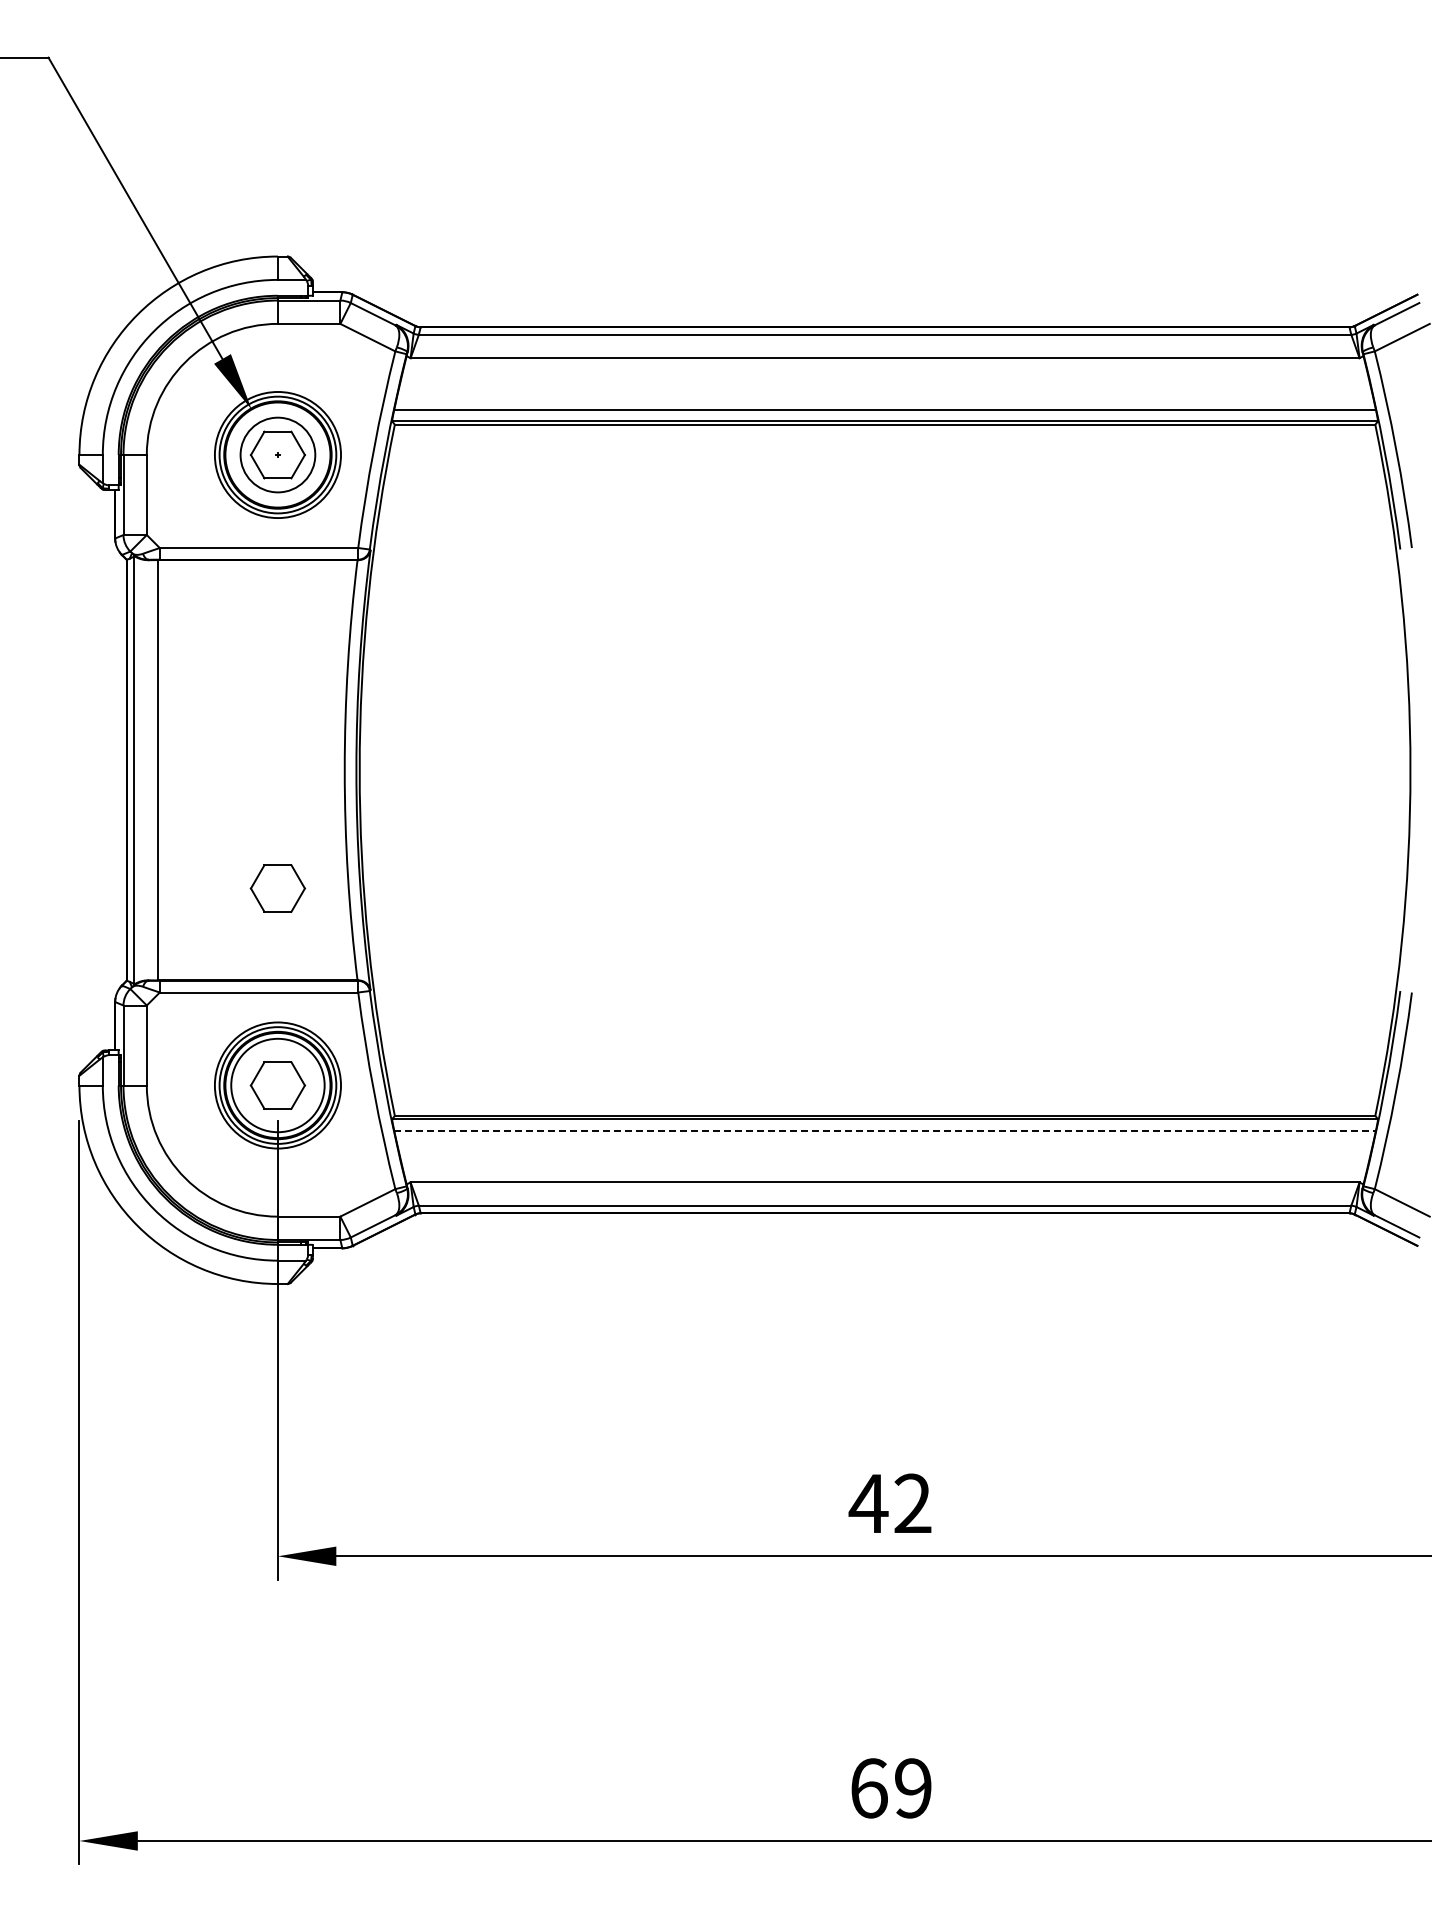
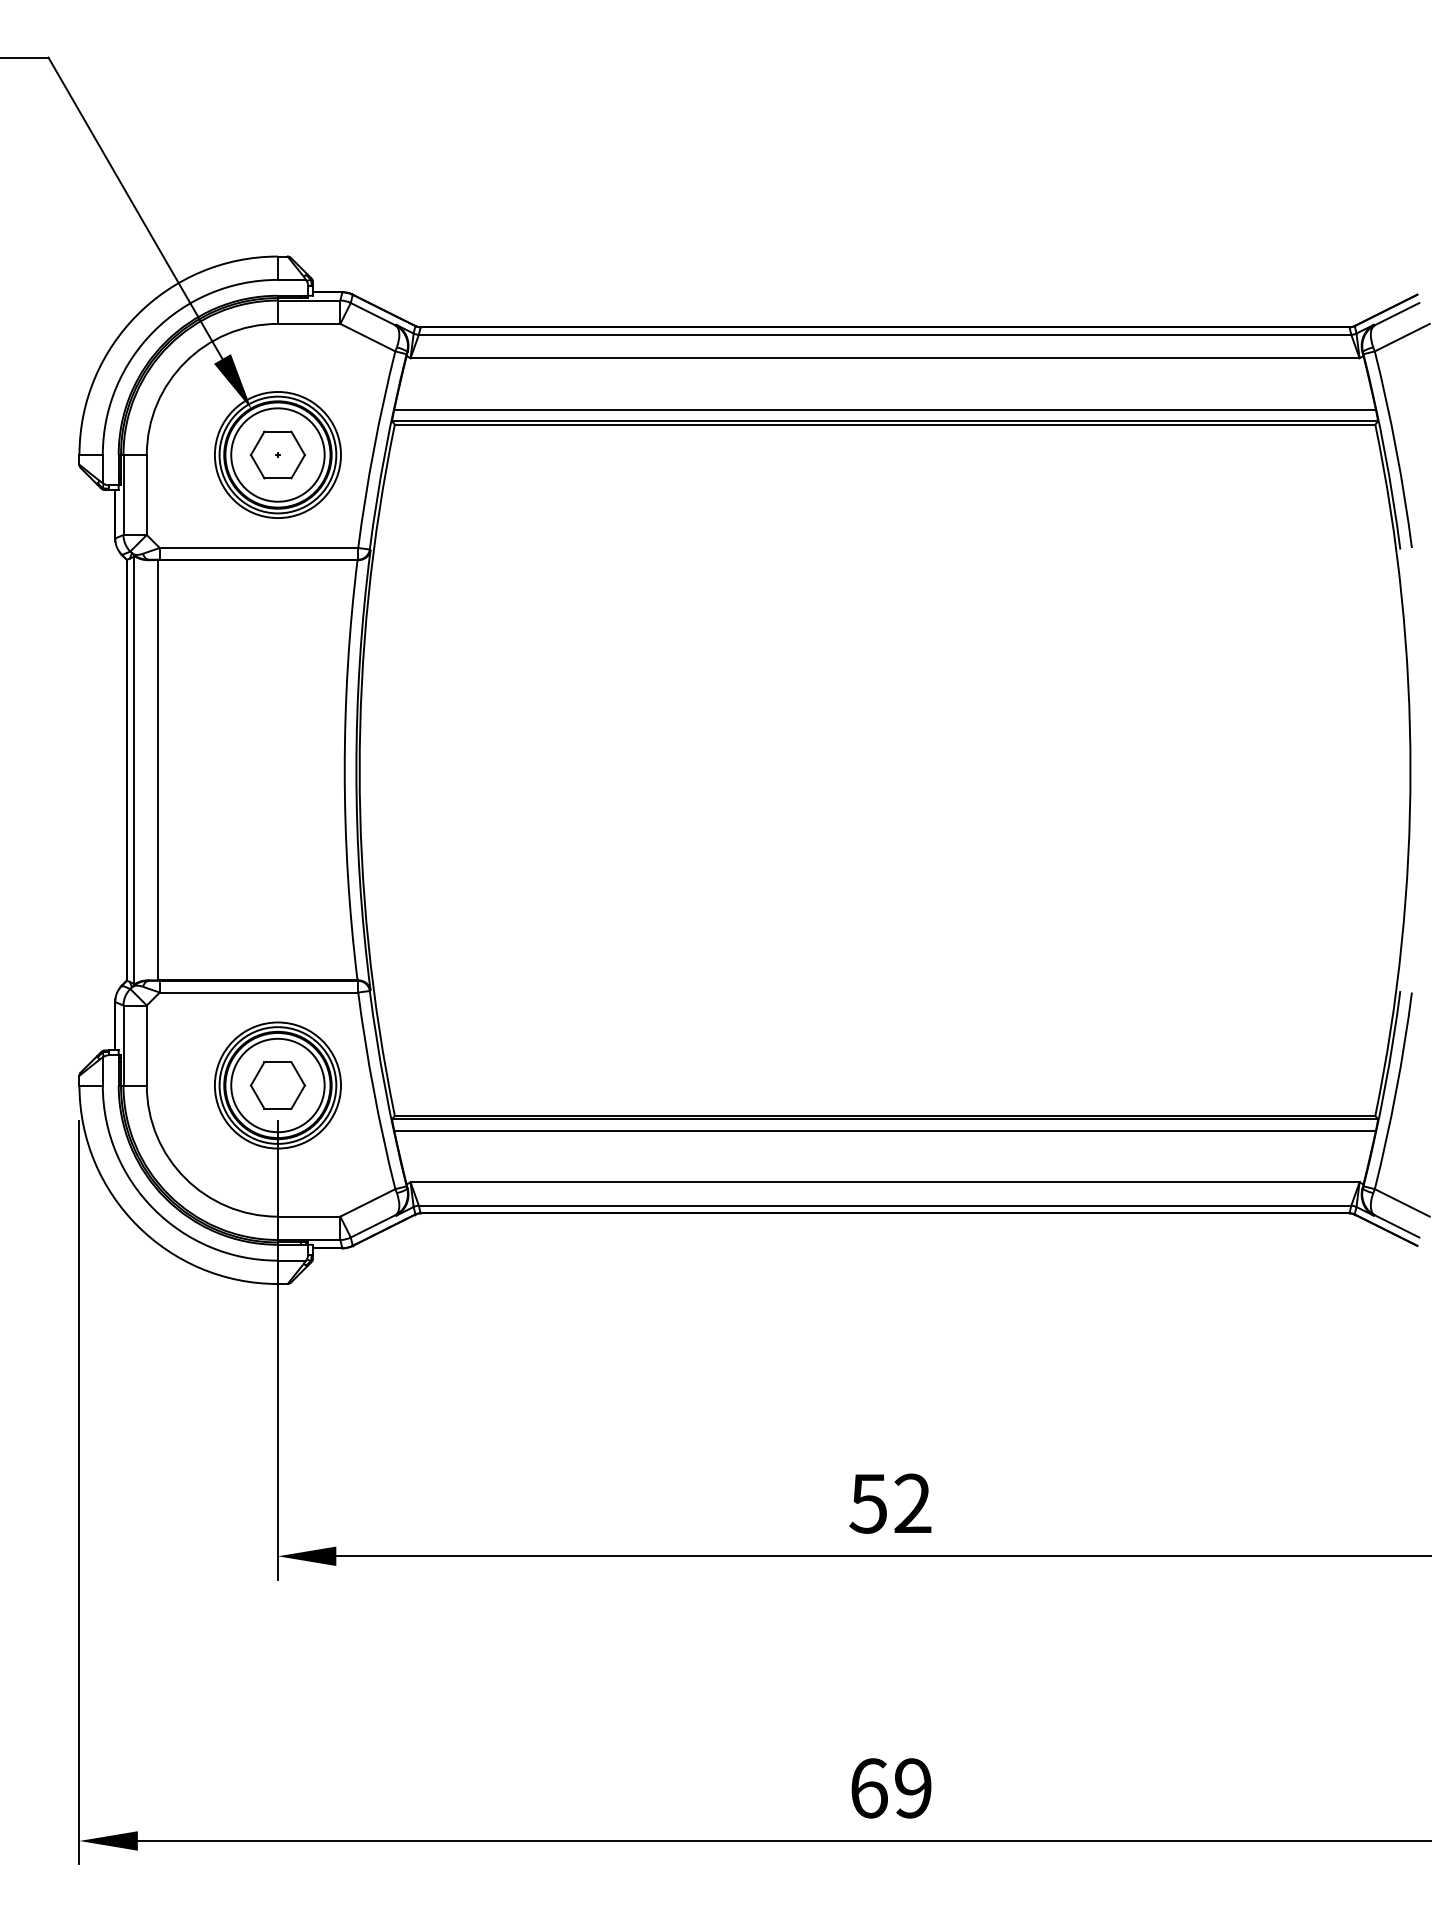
circle diameter: 75 px -> 93 px (277, 454)
part: present -> none (277, 888)
line: dashed -> solid (885, 1130)
text: 42 -> 52 (868, 1503)
